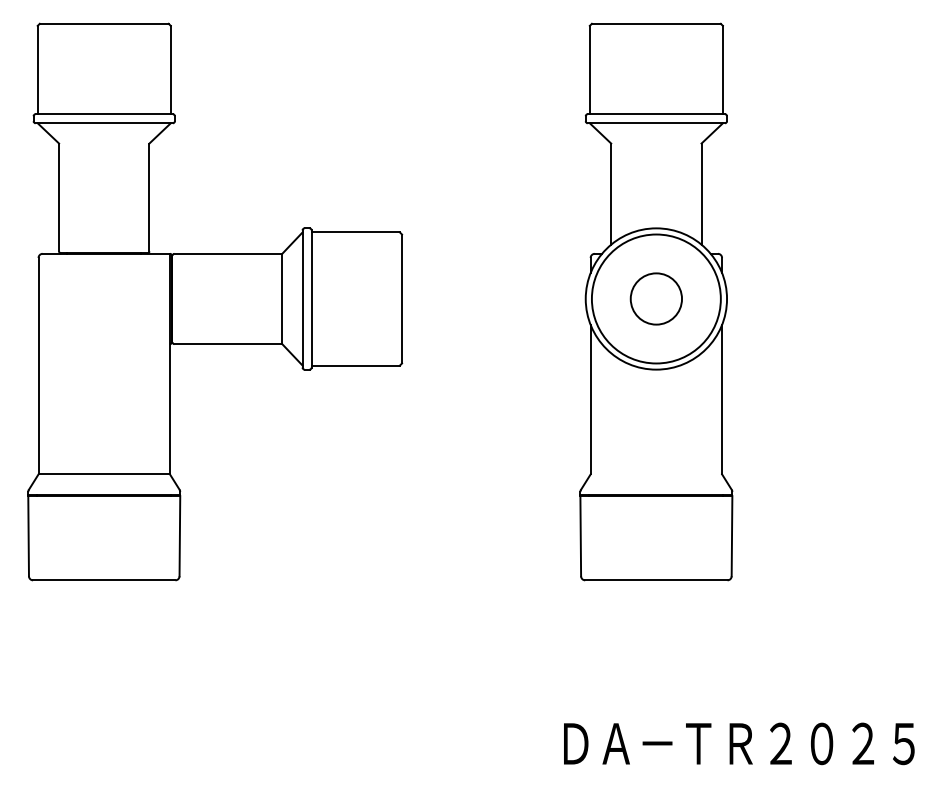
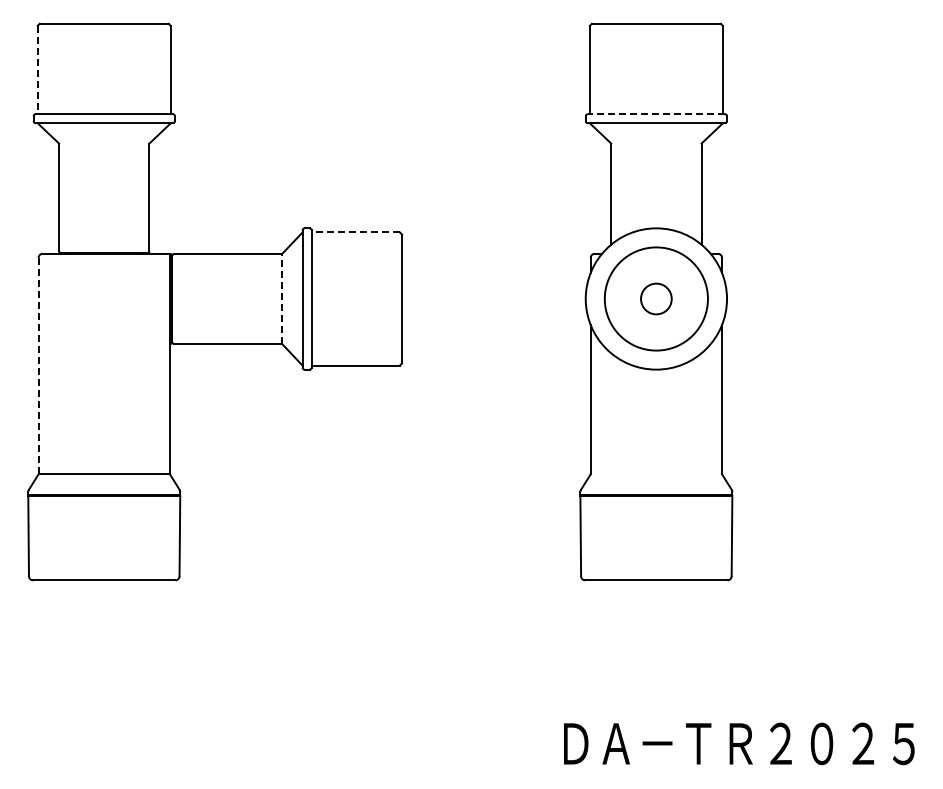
line: solid -> dashed (37, 70)
line: solid -> dashed (656, 114)
line: solid -> dashed (355, 232)
line: solid -> dashed (282, 298)
circle diameter: 129 px -> 103 px (655, 298)
circle diameter: 51 px -> 31 px (656, 298)
line: solid -> dashed (38, 366)
